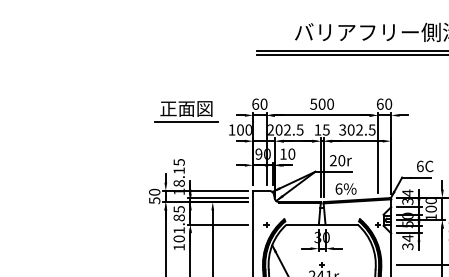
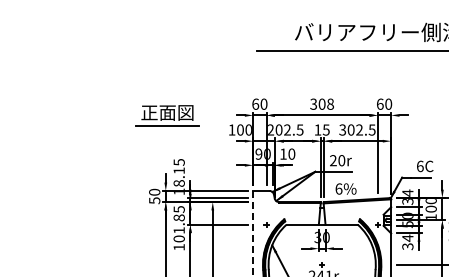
line: present -> none (350, 55)
text: 500 -> 308 (321, 103)
part position: (186, 111) -> (167, 115) (167, 115)
line: solid -> dashed (253, 233)
